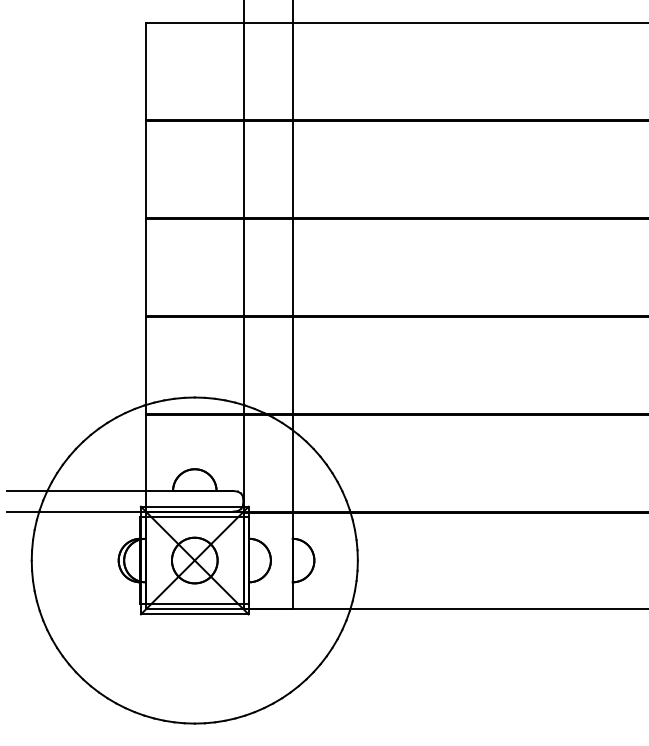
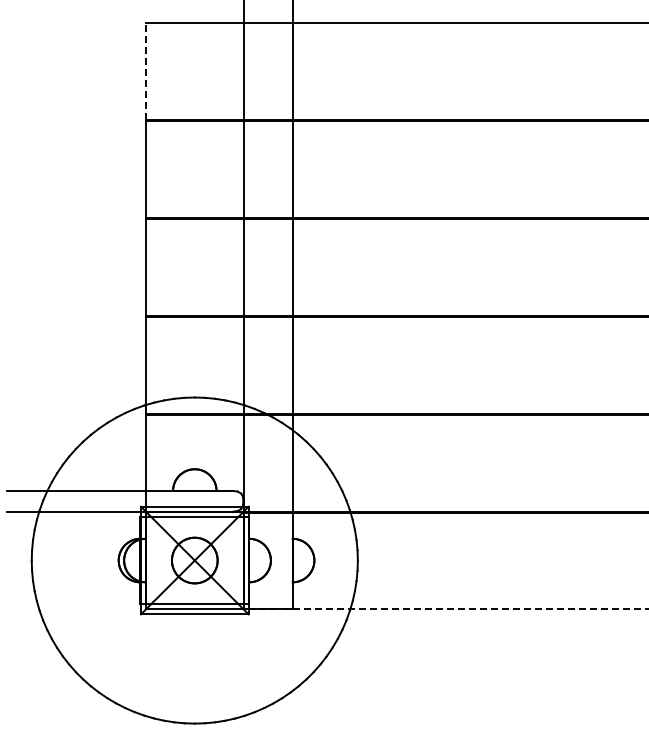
line: solid -> dashed (145, 70)
line: solid -> dashed (445, 609)
